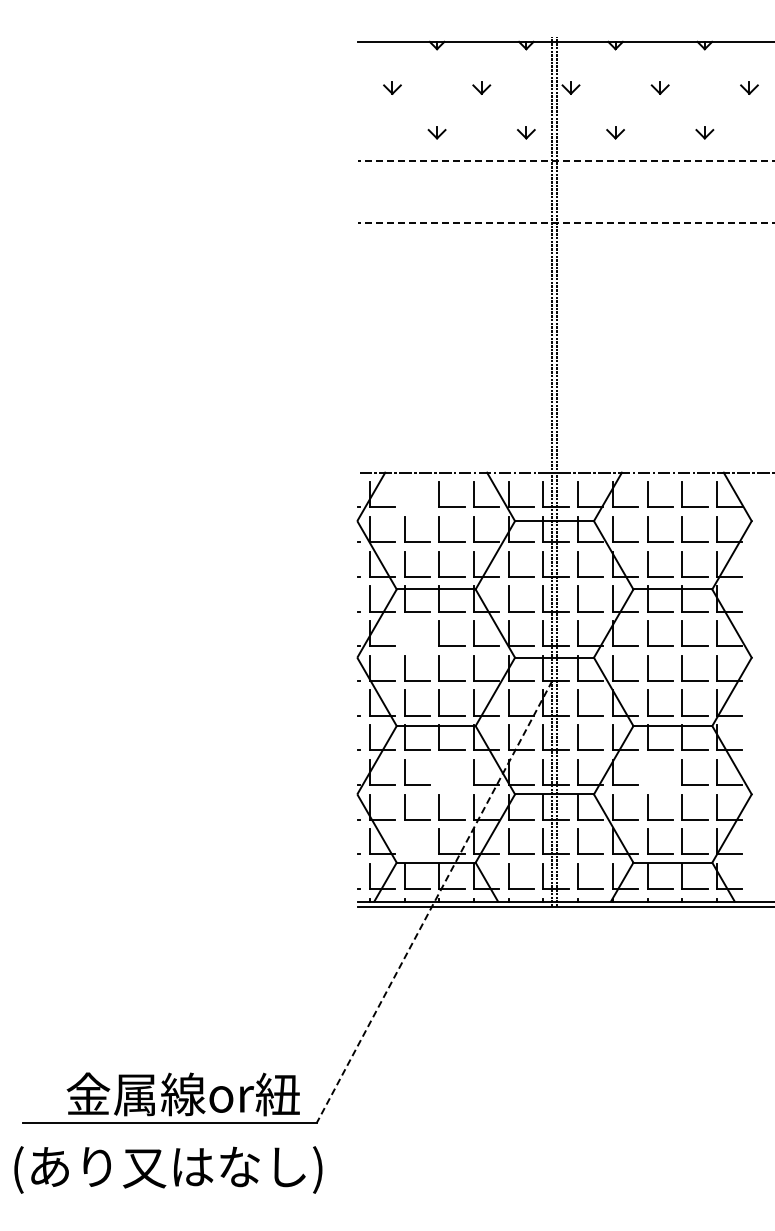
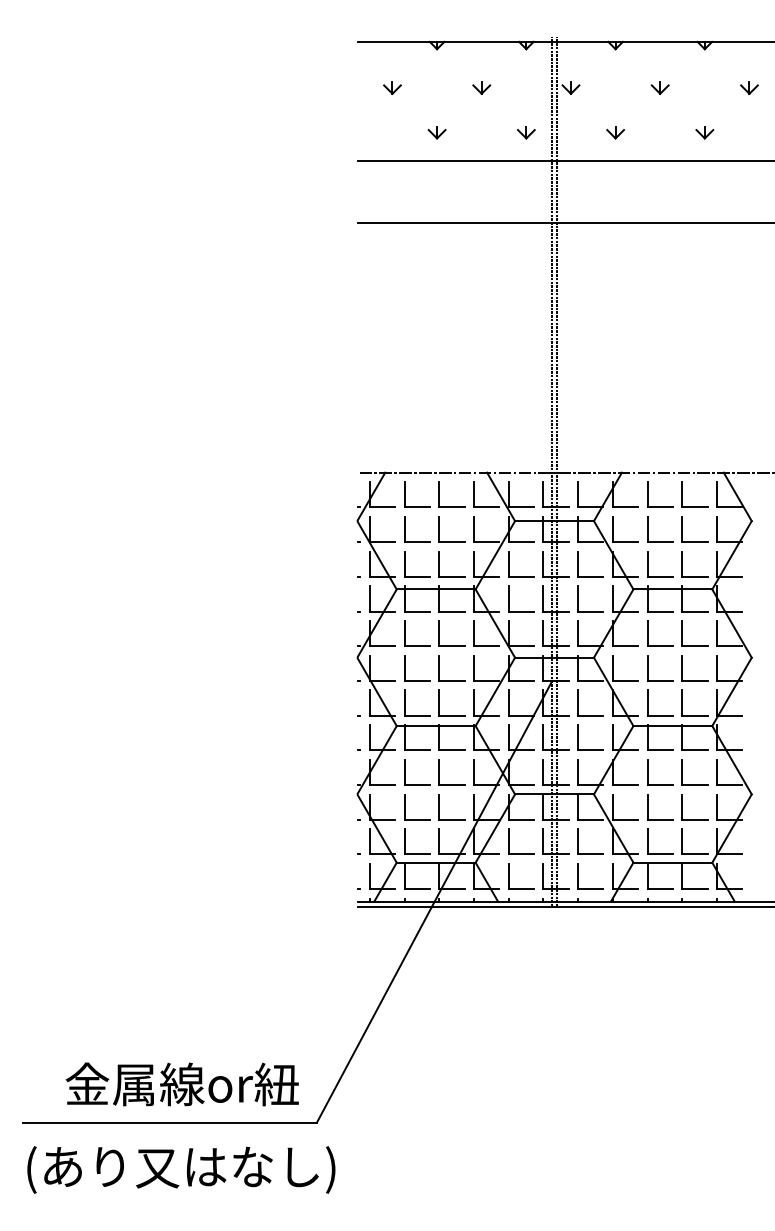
line: dashed -> solid (565, 161)
line: dashed -> solid (565, 223)
part: none -> present (405, 494)
part: none -> present (405, 633)
part: none -> present (439, 772)
part: none -> present (648, 772)
part: none -> present (405, 841)
line: dashed -> solid (434, 902)
text position: (182, 1094) -> (181, 1084) (181, 1084)
text position: (168, 1169) -> (181, 1169) (181, 1169)
